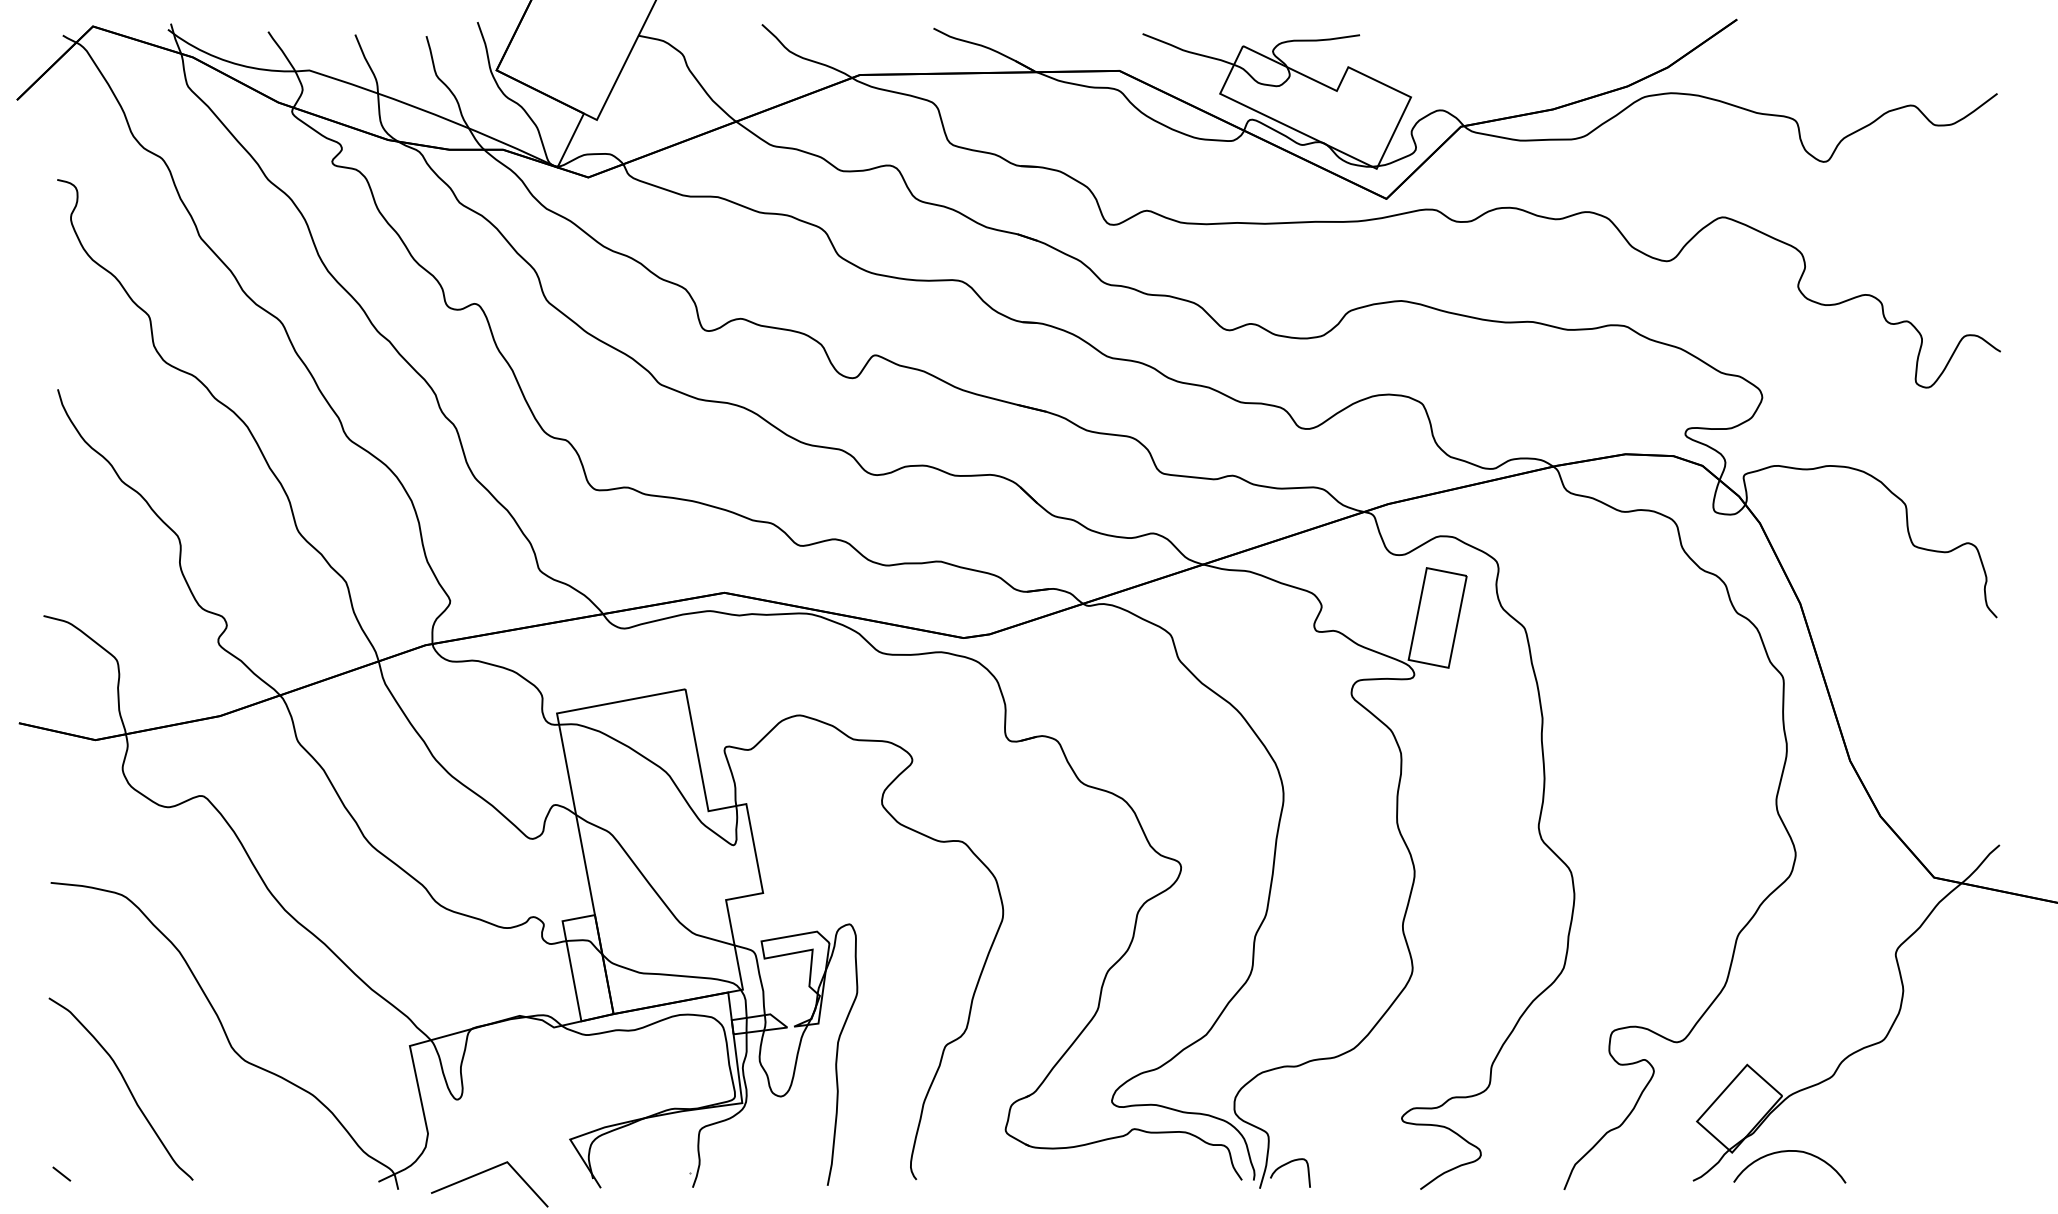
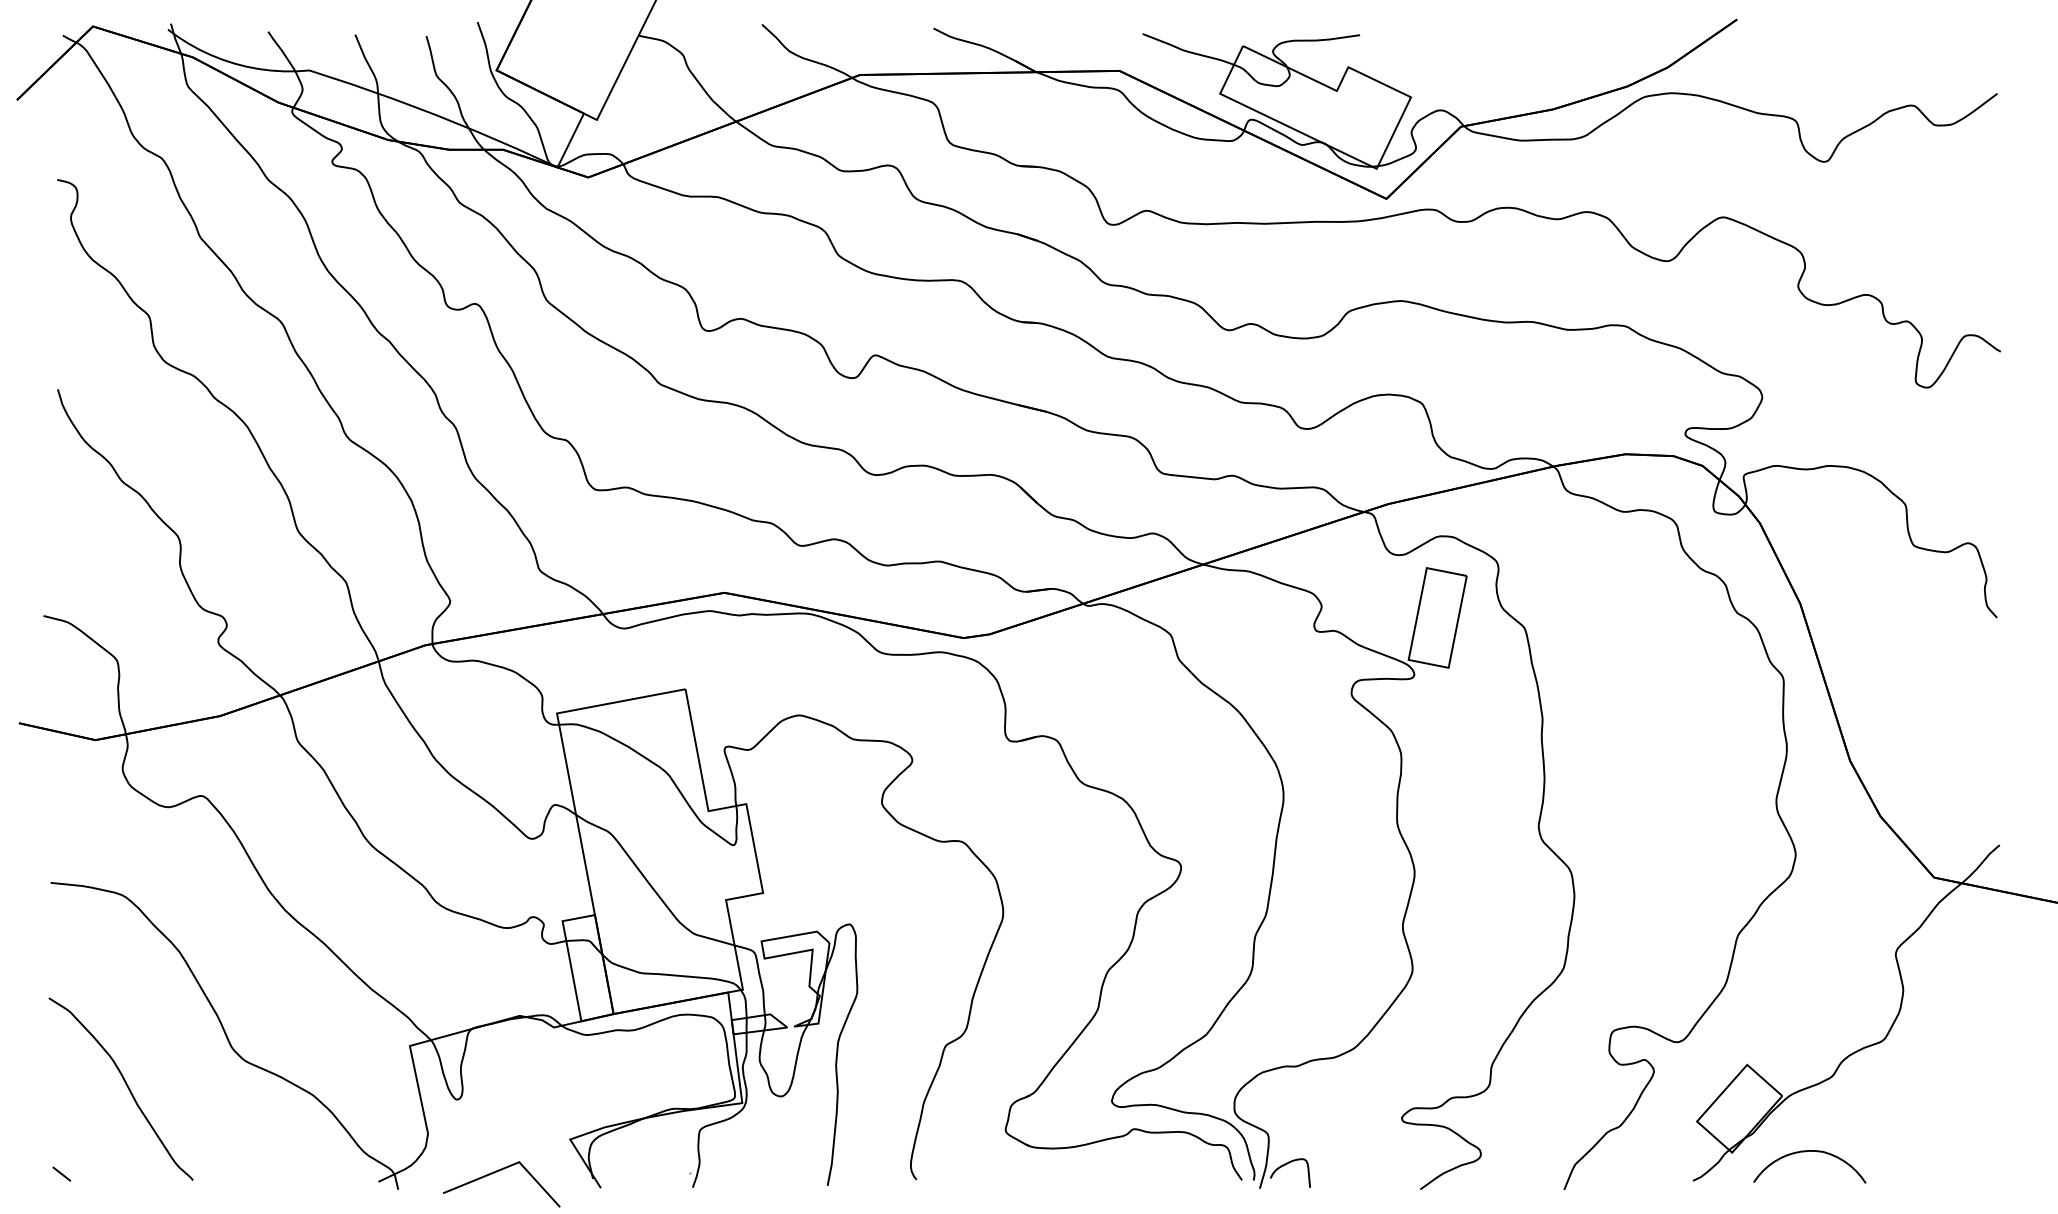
curve position: (1785, 1152) -> (1805, 1152) (1805, 1152)
line position: (485, 1172) -> (497, 1172) (497, 1172)
